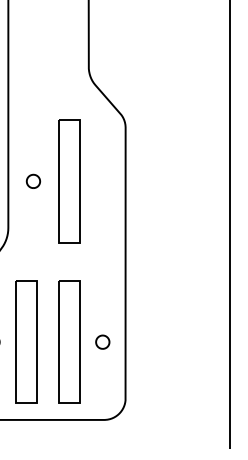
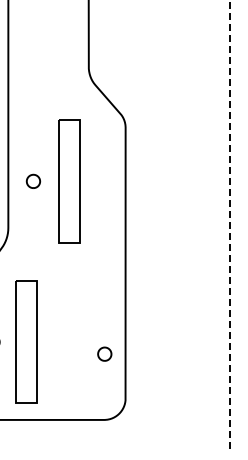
line: solid -> dashed (229, 225)
part: present -> none (69, 341)
part position: (102, 341) -> (104, 353) (104, 353)
